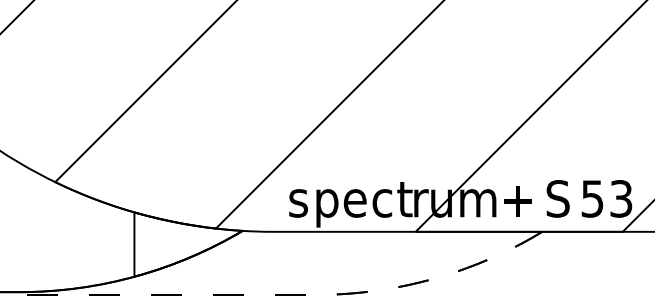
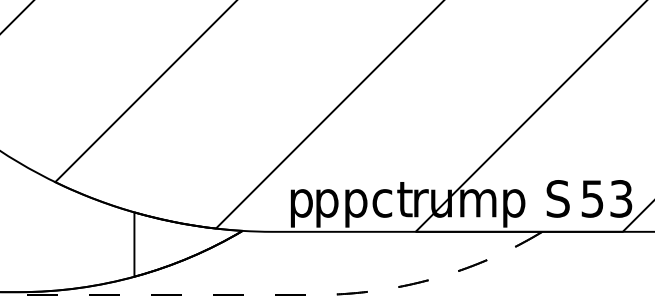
text: + -> p (517, 206)
text: s -> p (300, 208)
text: e -> p (355, 208)
